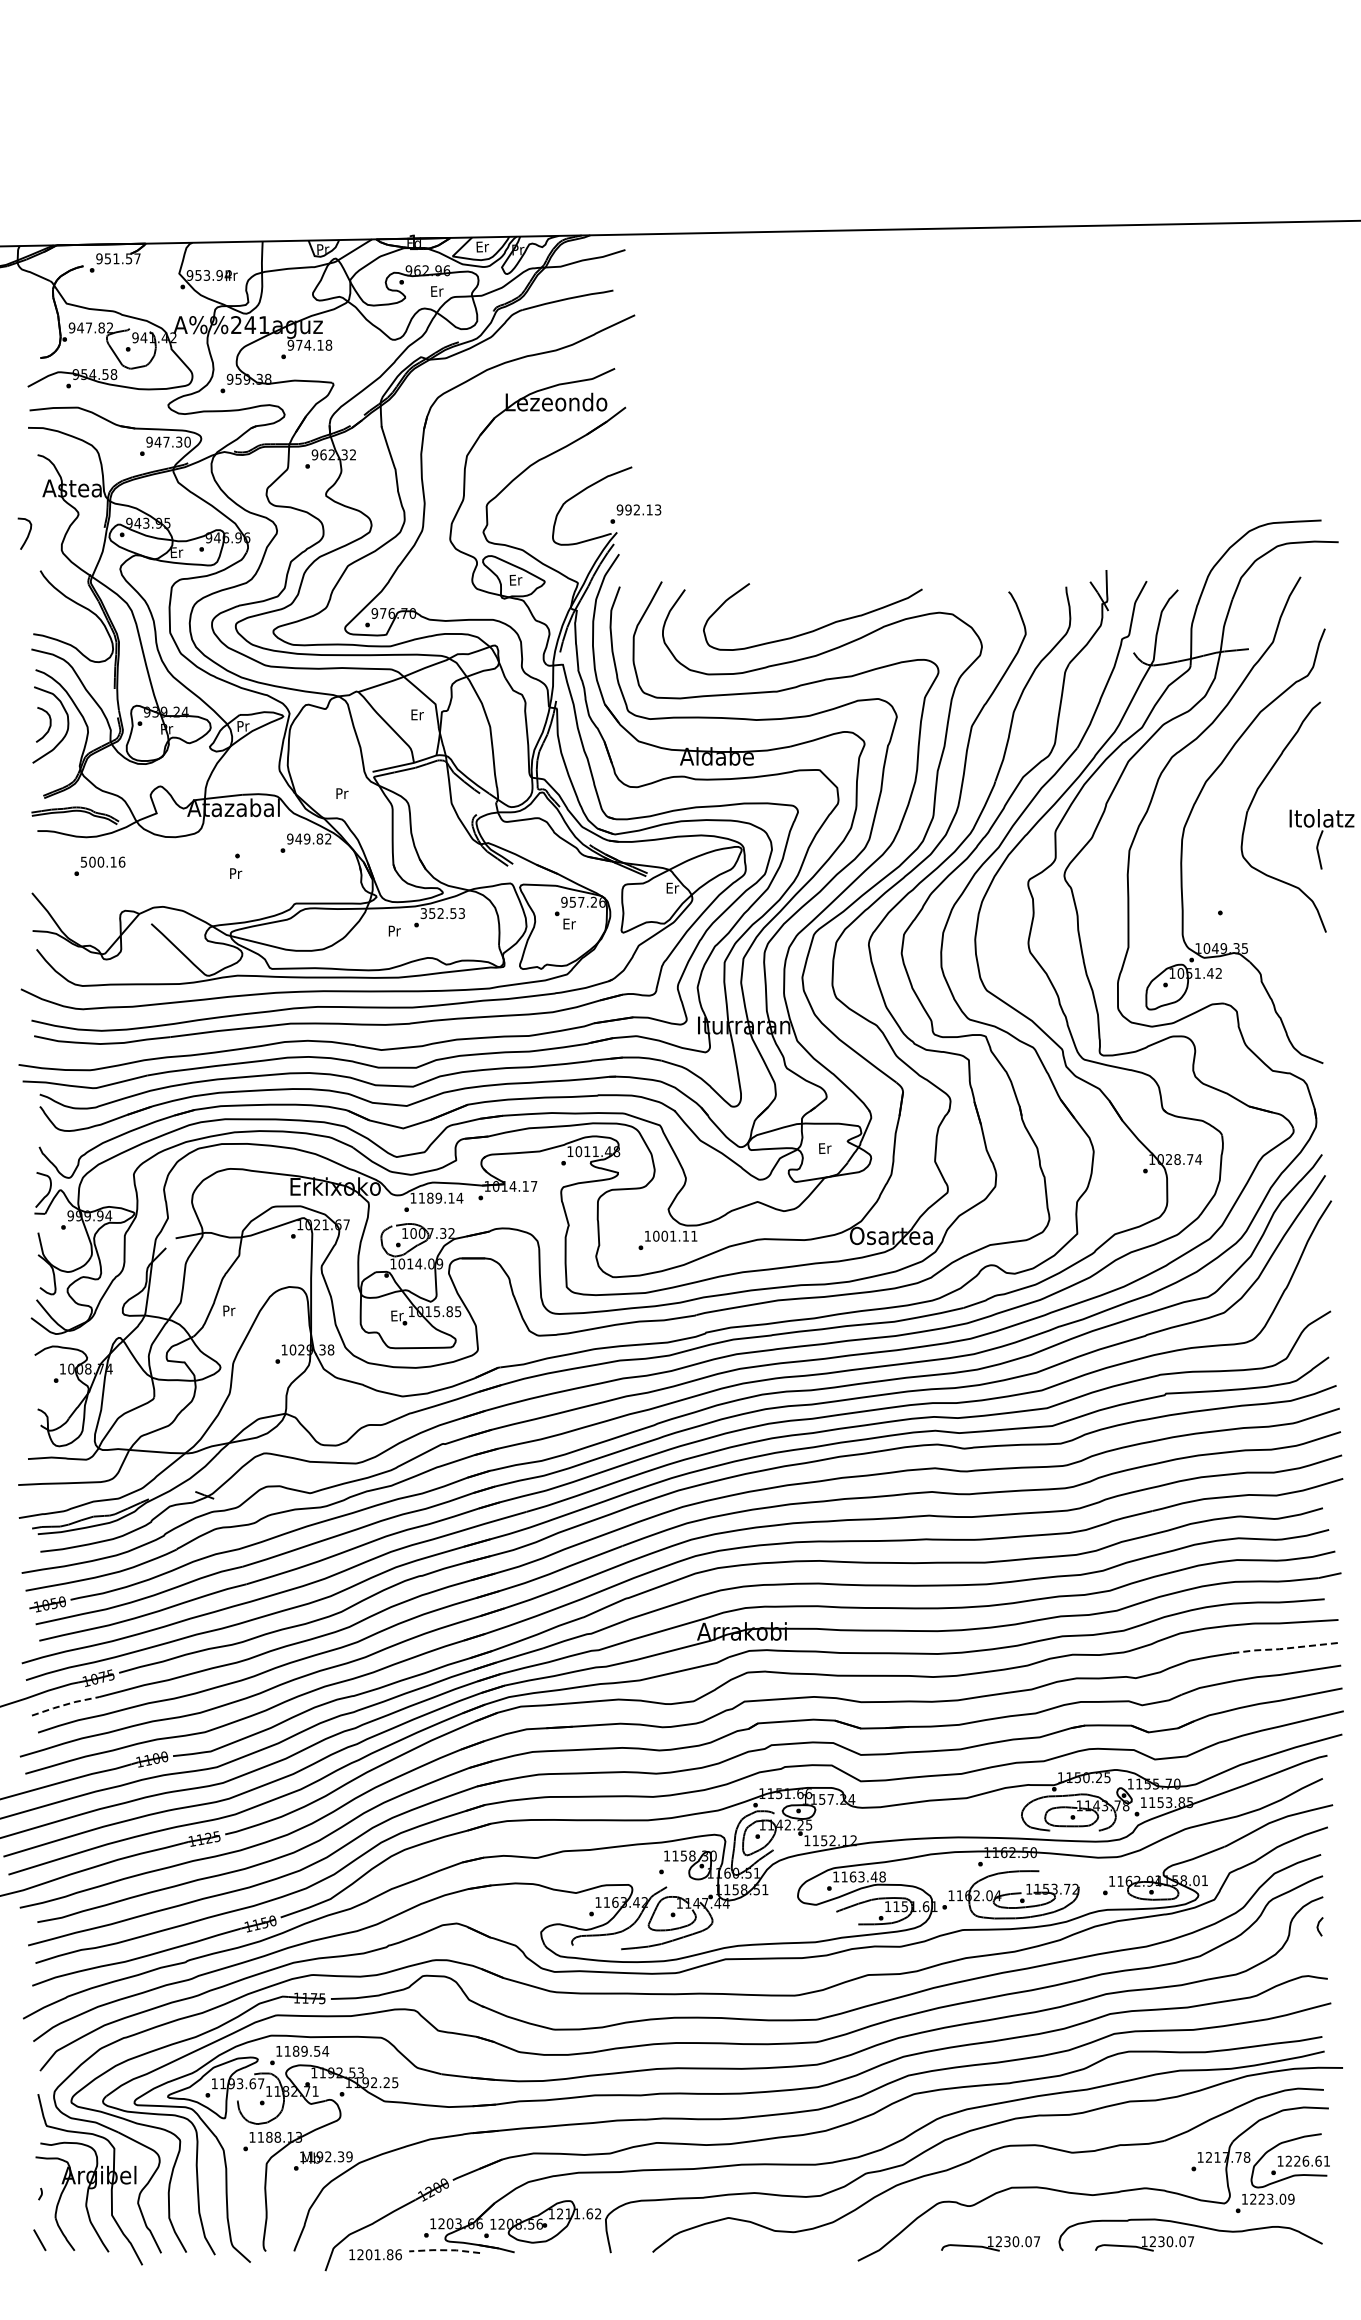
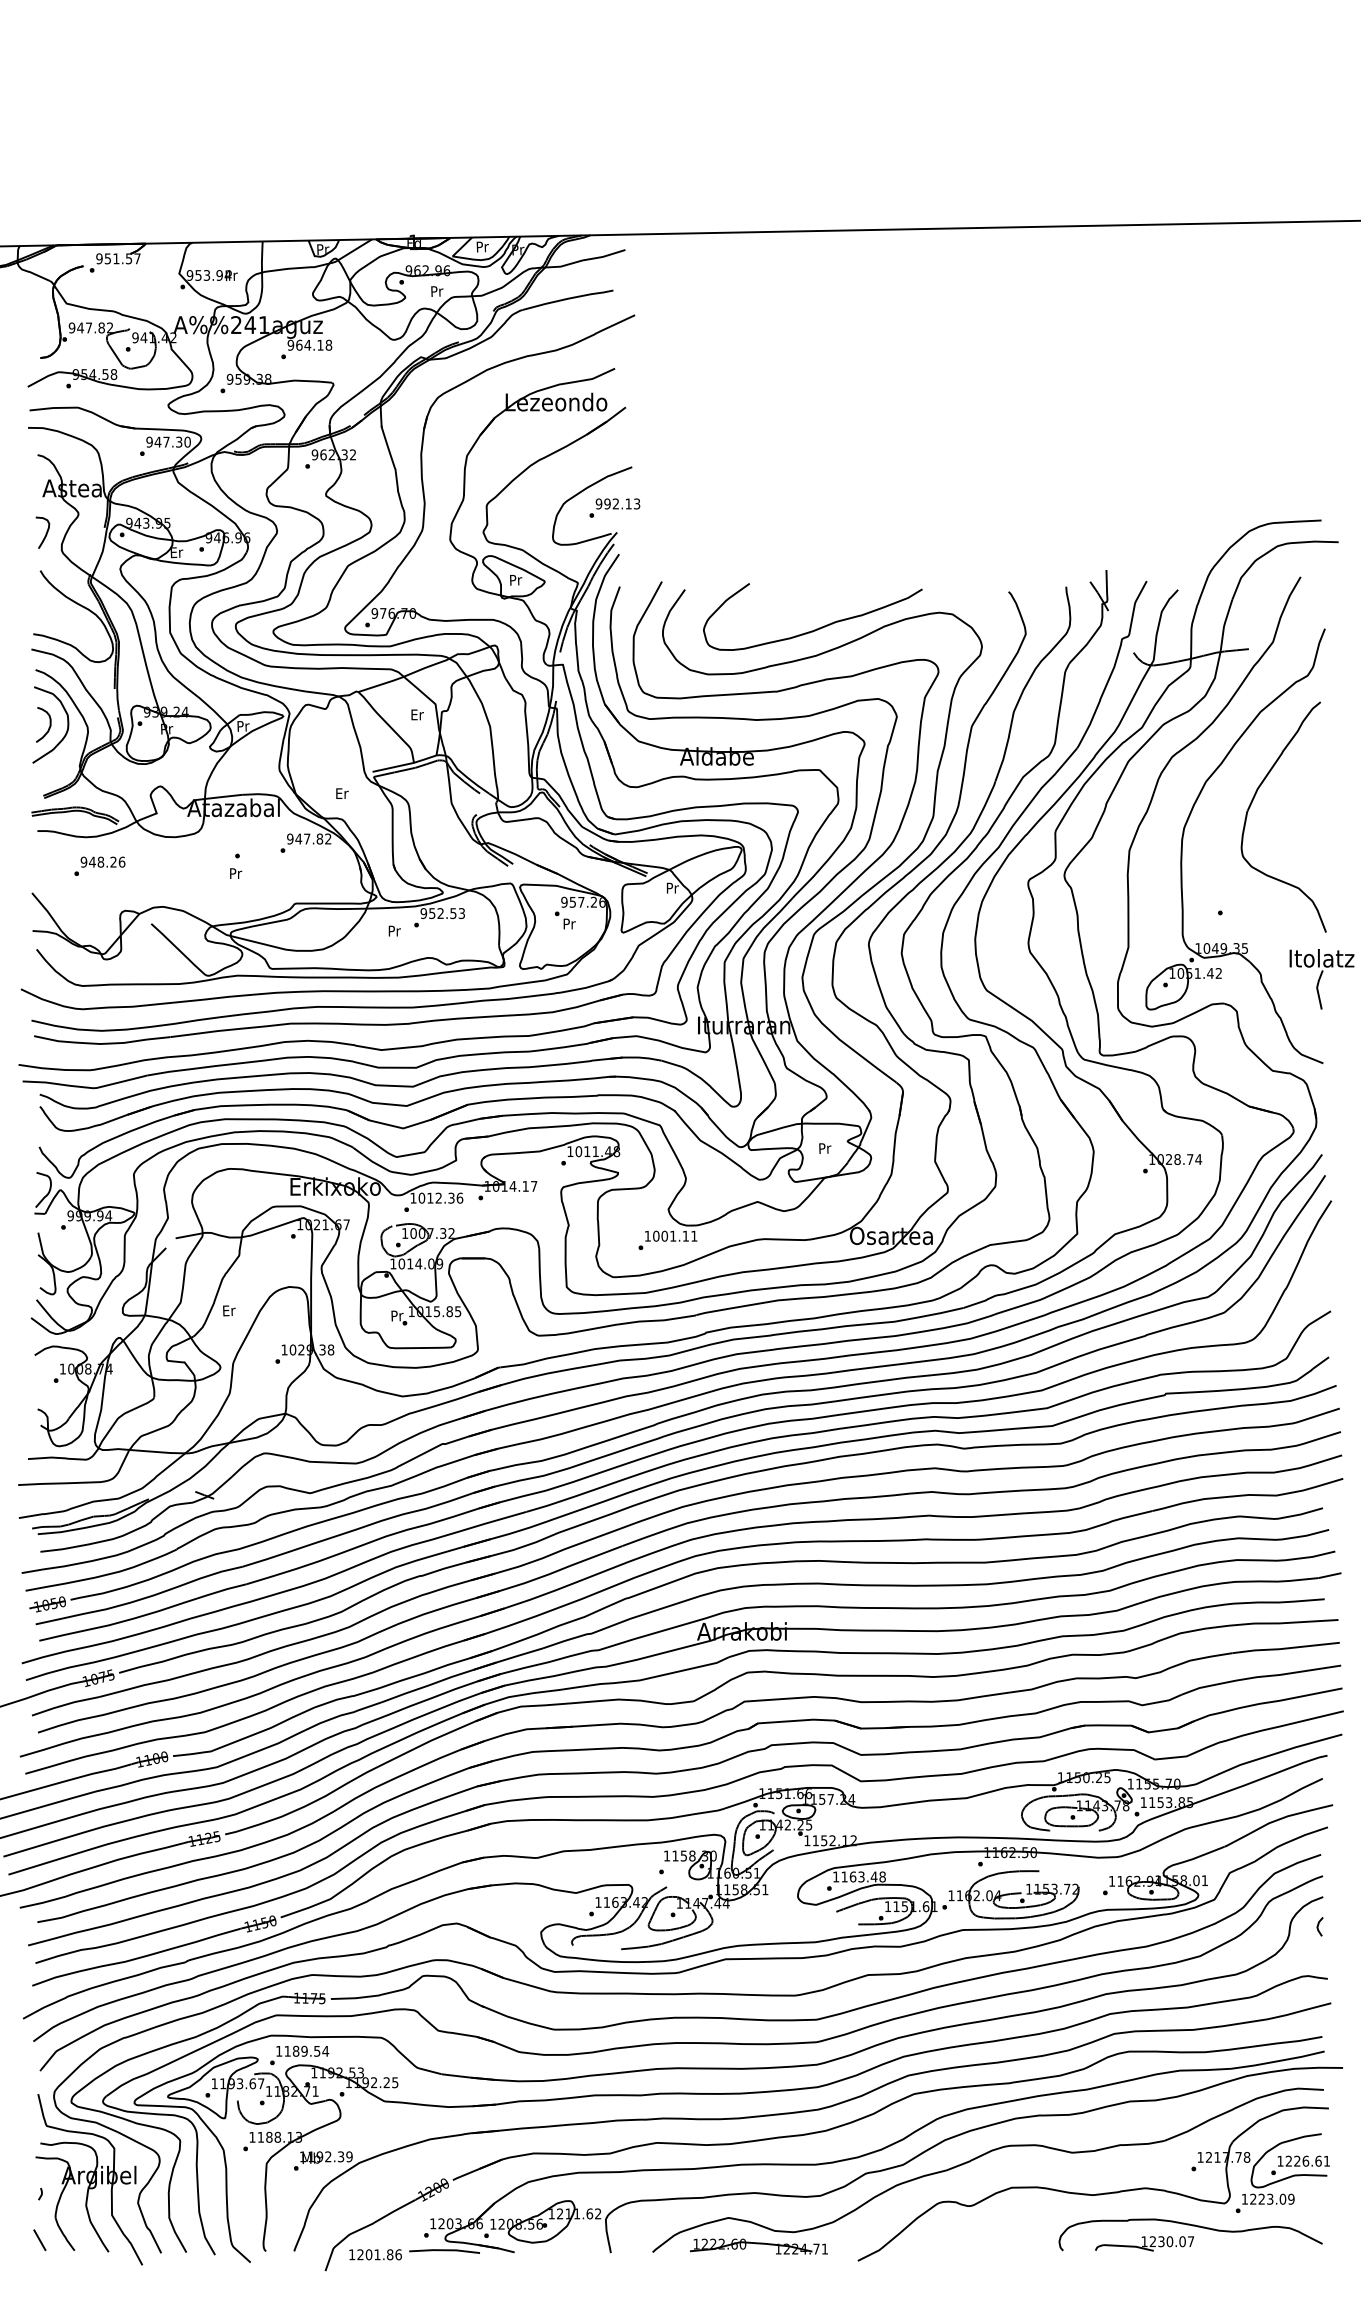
text: Er -> Pr (482, 246)
text: Er -> Pr (437, 291)
text: 974.18 -> 964.18 (299, 344)
text position: (635, 513) -> (614, 507) (614, 507)
curve position: (27, 534) -> (45, 533) (45, 533)
text: Er -> Pr (515, 579)
text: Pr -> Er (342, 793)
text: 949.82 -> 947.82 (306, 838)
part position: (1321, 839) -> (1321, 979) (1321, 979)
text: 500.16 -> 948.26 (98, 861)
text: Er -> Pr (672, 887)
text: 352.53 -> 952.53 (423, 913)
text: Er -> Pr (569, 923)
text: Er -> Pr (825, 1148)
text: 1189.14 -> 1012.36 (440, 1197)
text: Pr -> Er (229, 1310)
text: Er -> Pr (397, 1315)
line: dashed -> solid (1285, 1648)
line: dashed -> solid (65, 1704)
part: present -> none (990, 2243)
part: none -> present (758, 2246)
line: dashed -> solid (444, 2250)
